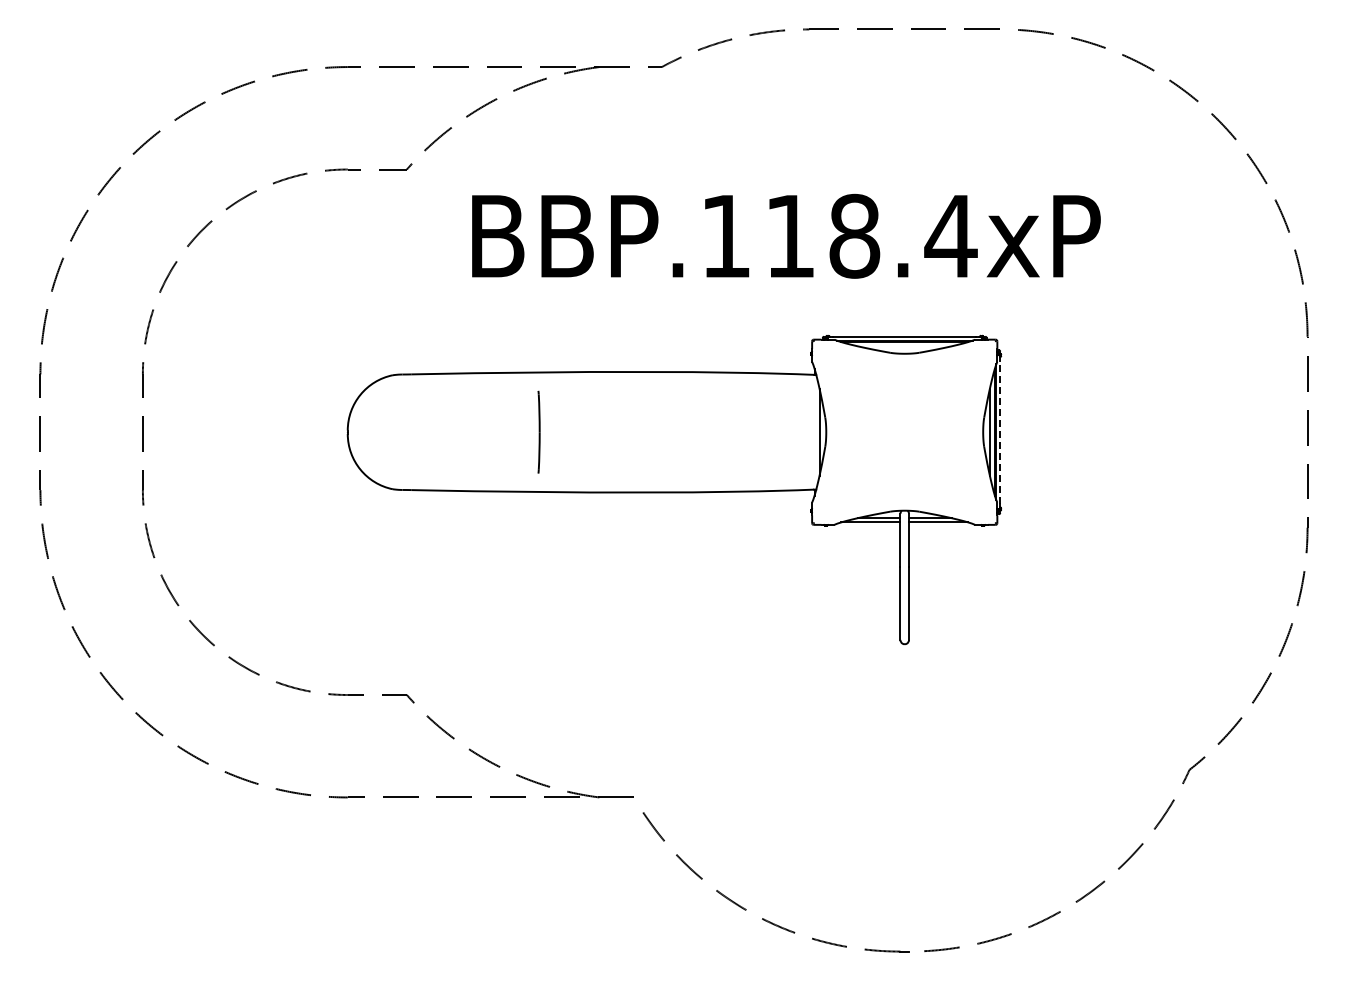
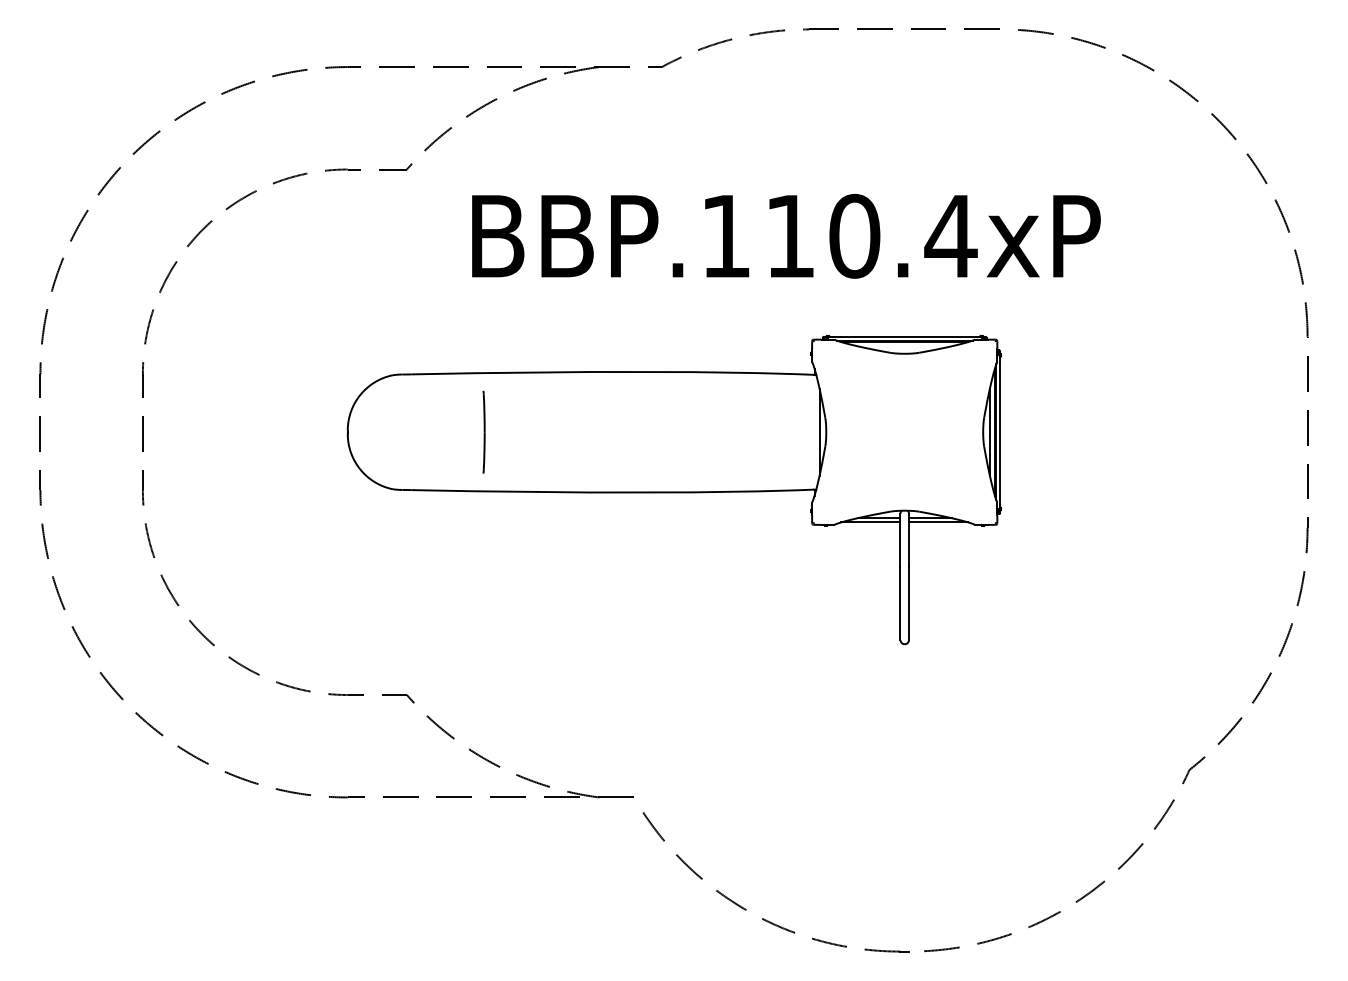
text: BBP.118.4xP -> BBP.110.4xP (854, 236)
line position: (538, 431) -> (483, 431) (483, 431)
line: dashed -> solid (1000, 432)
